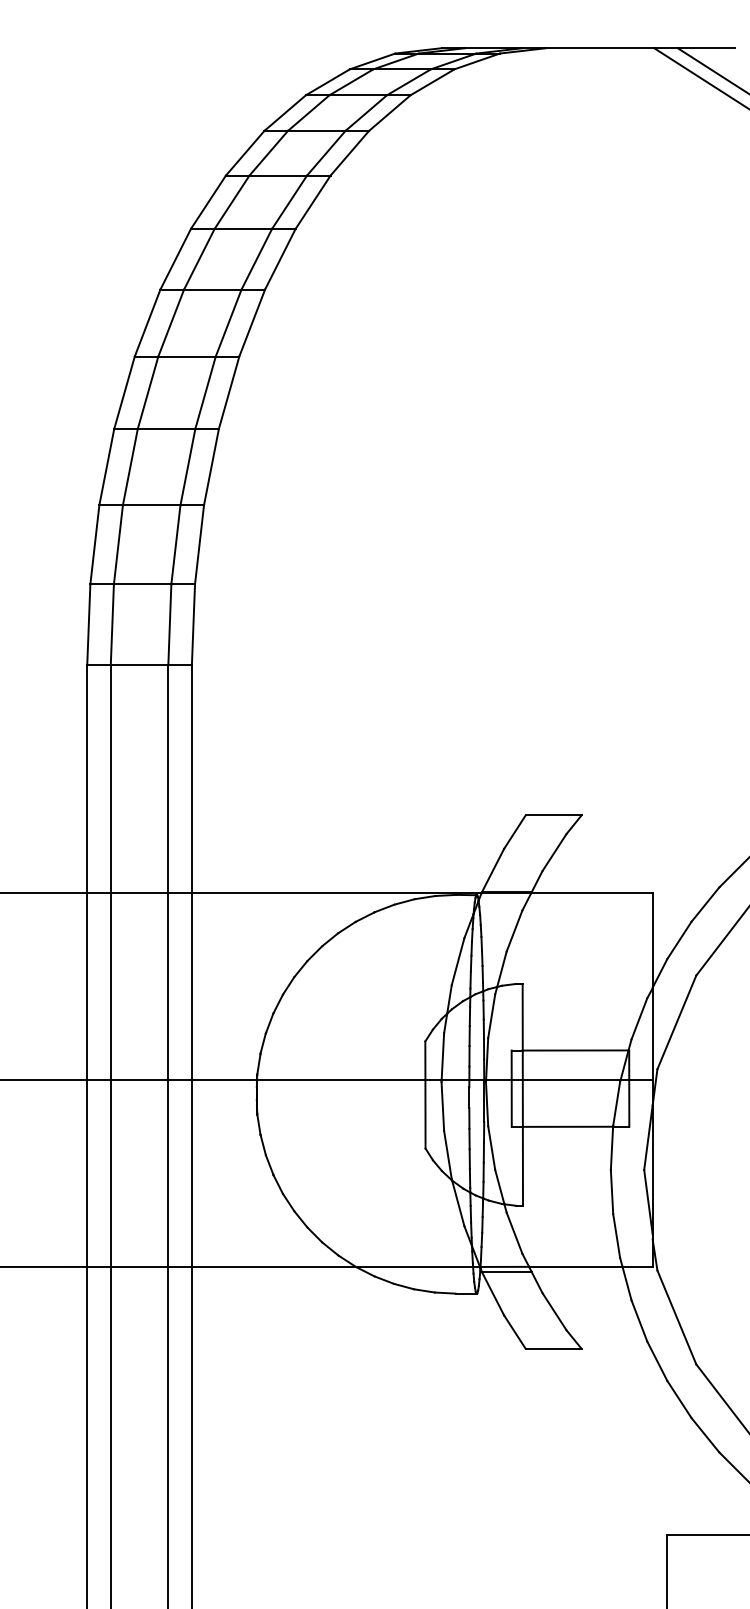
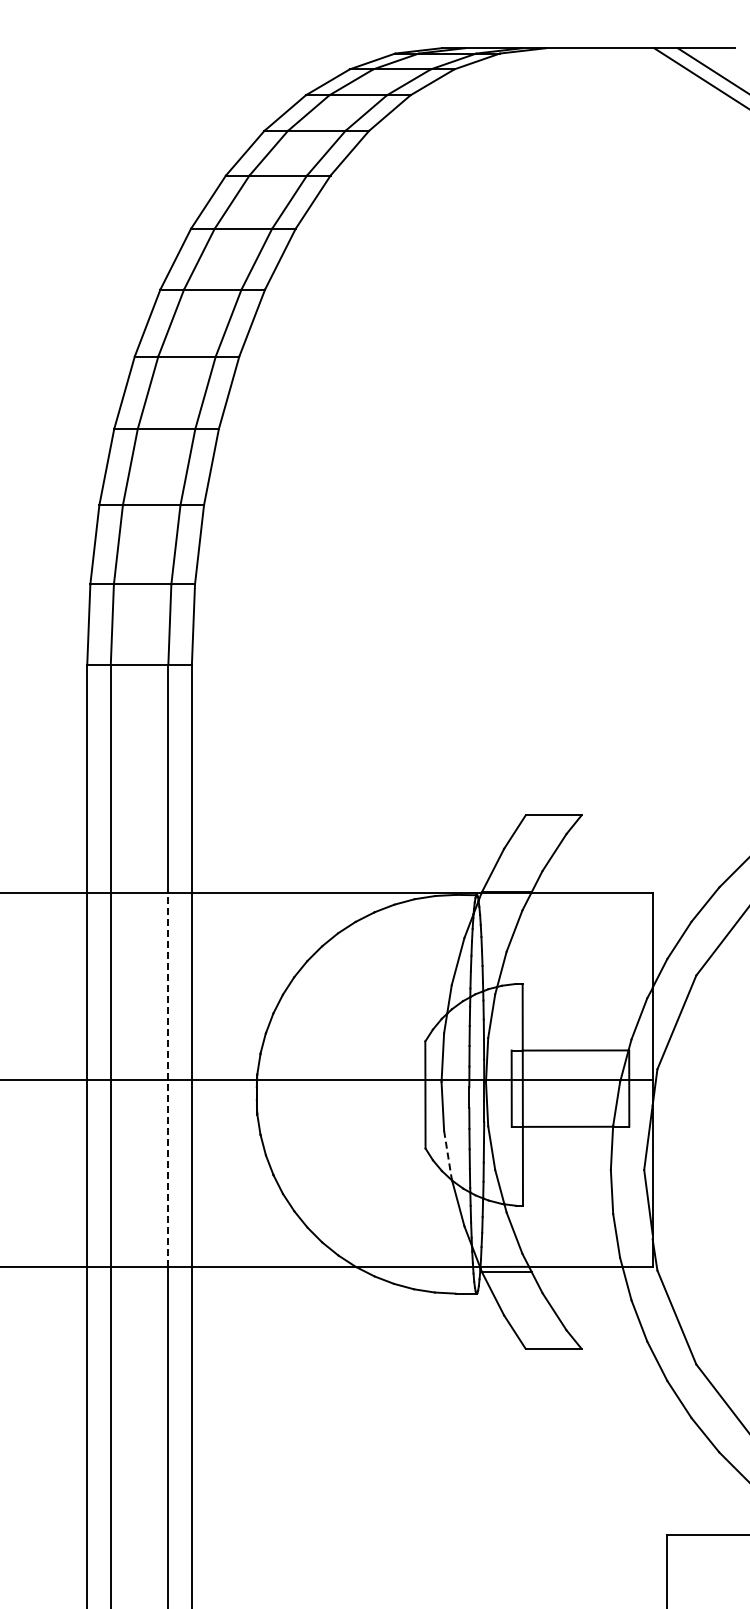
line: solid -> dashed (168, 1080)
line: solid -> dashed (448, 1155)
